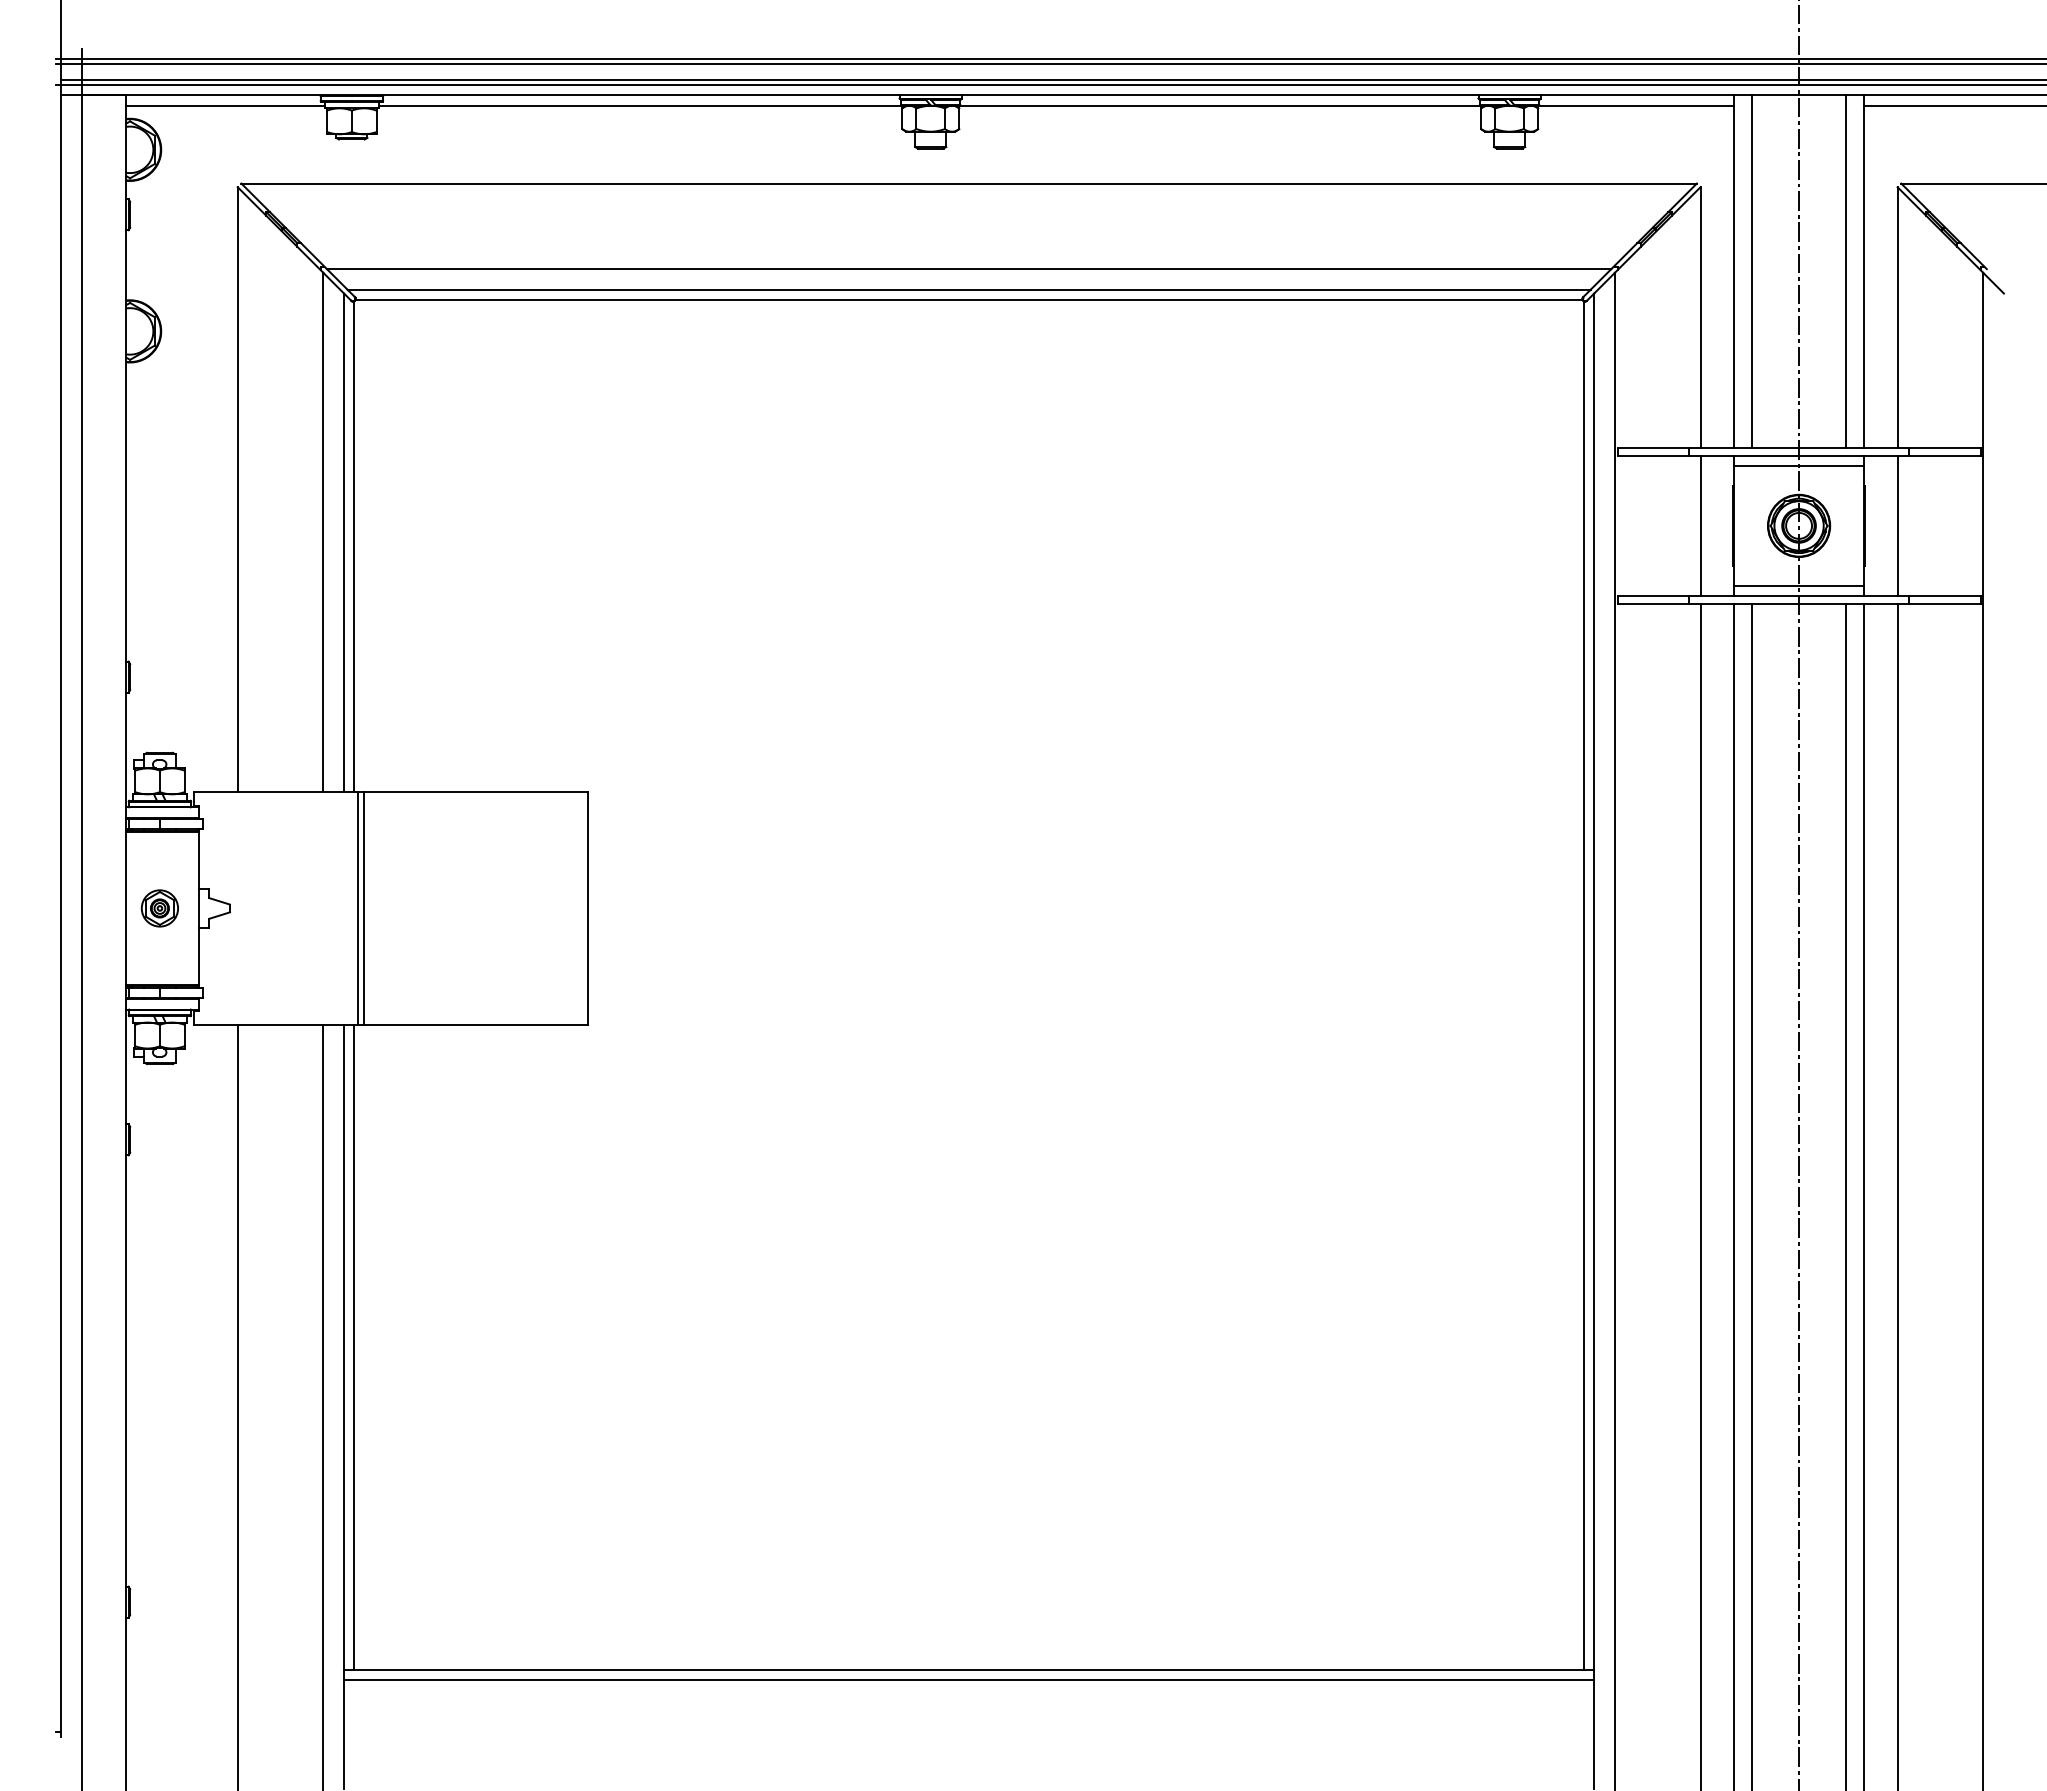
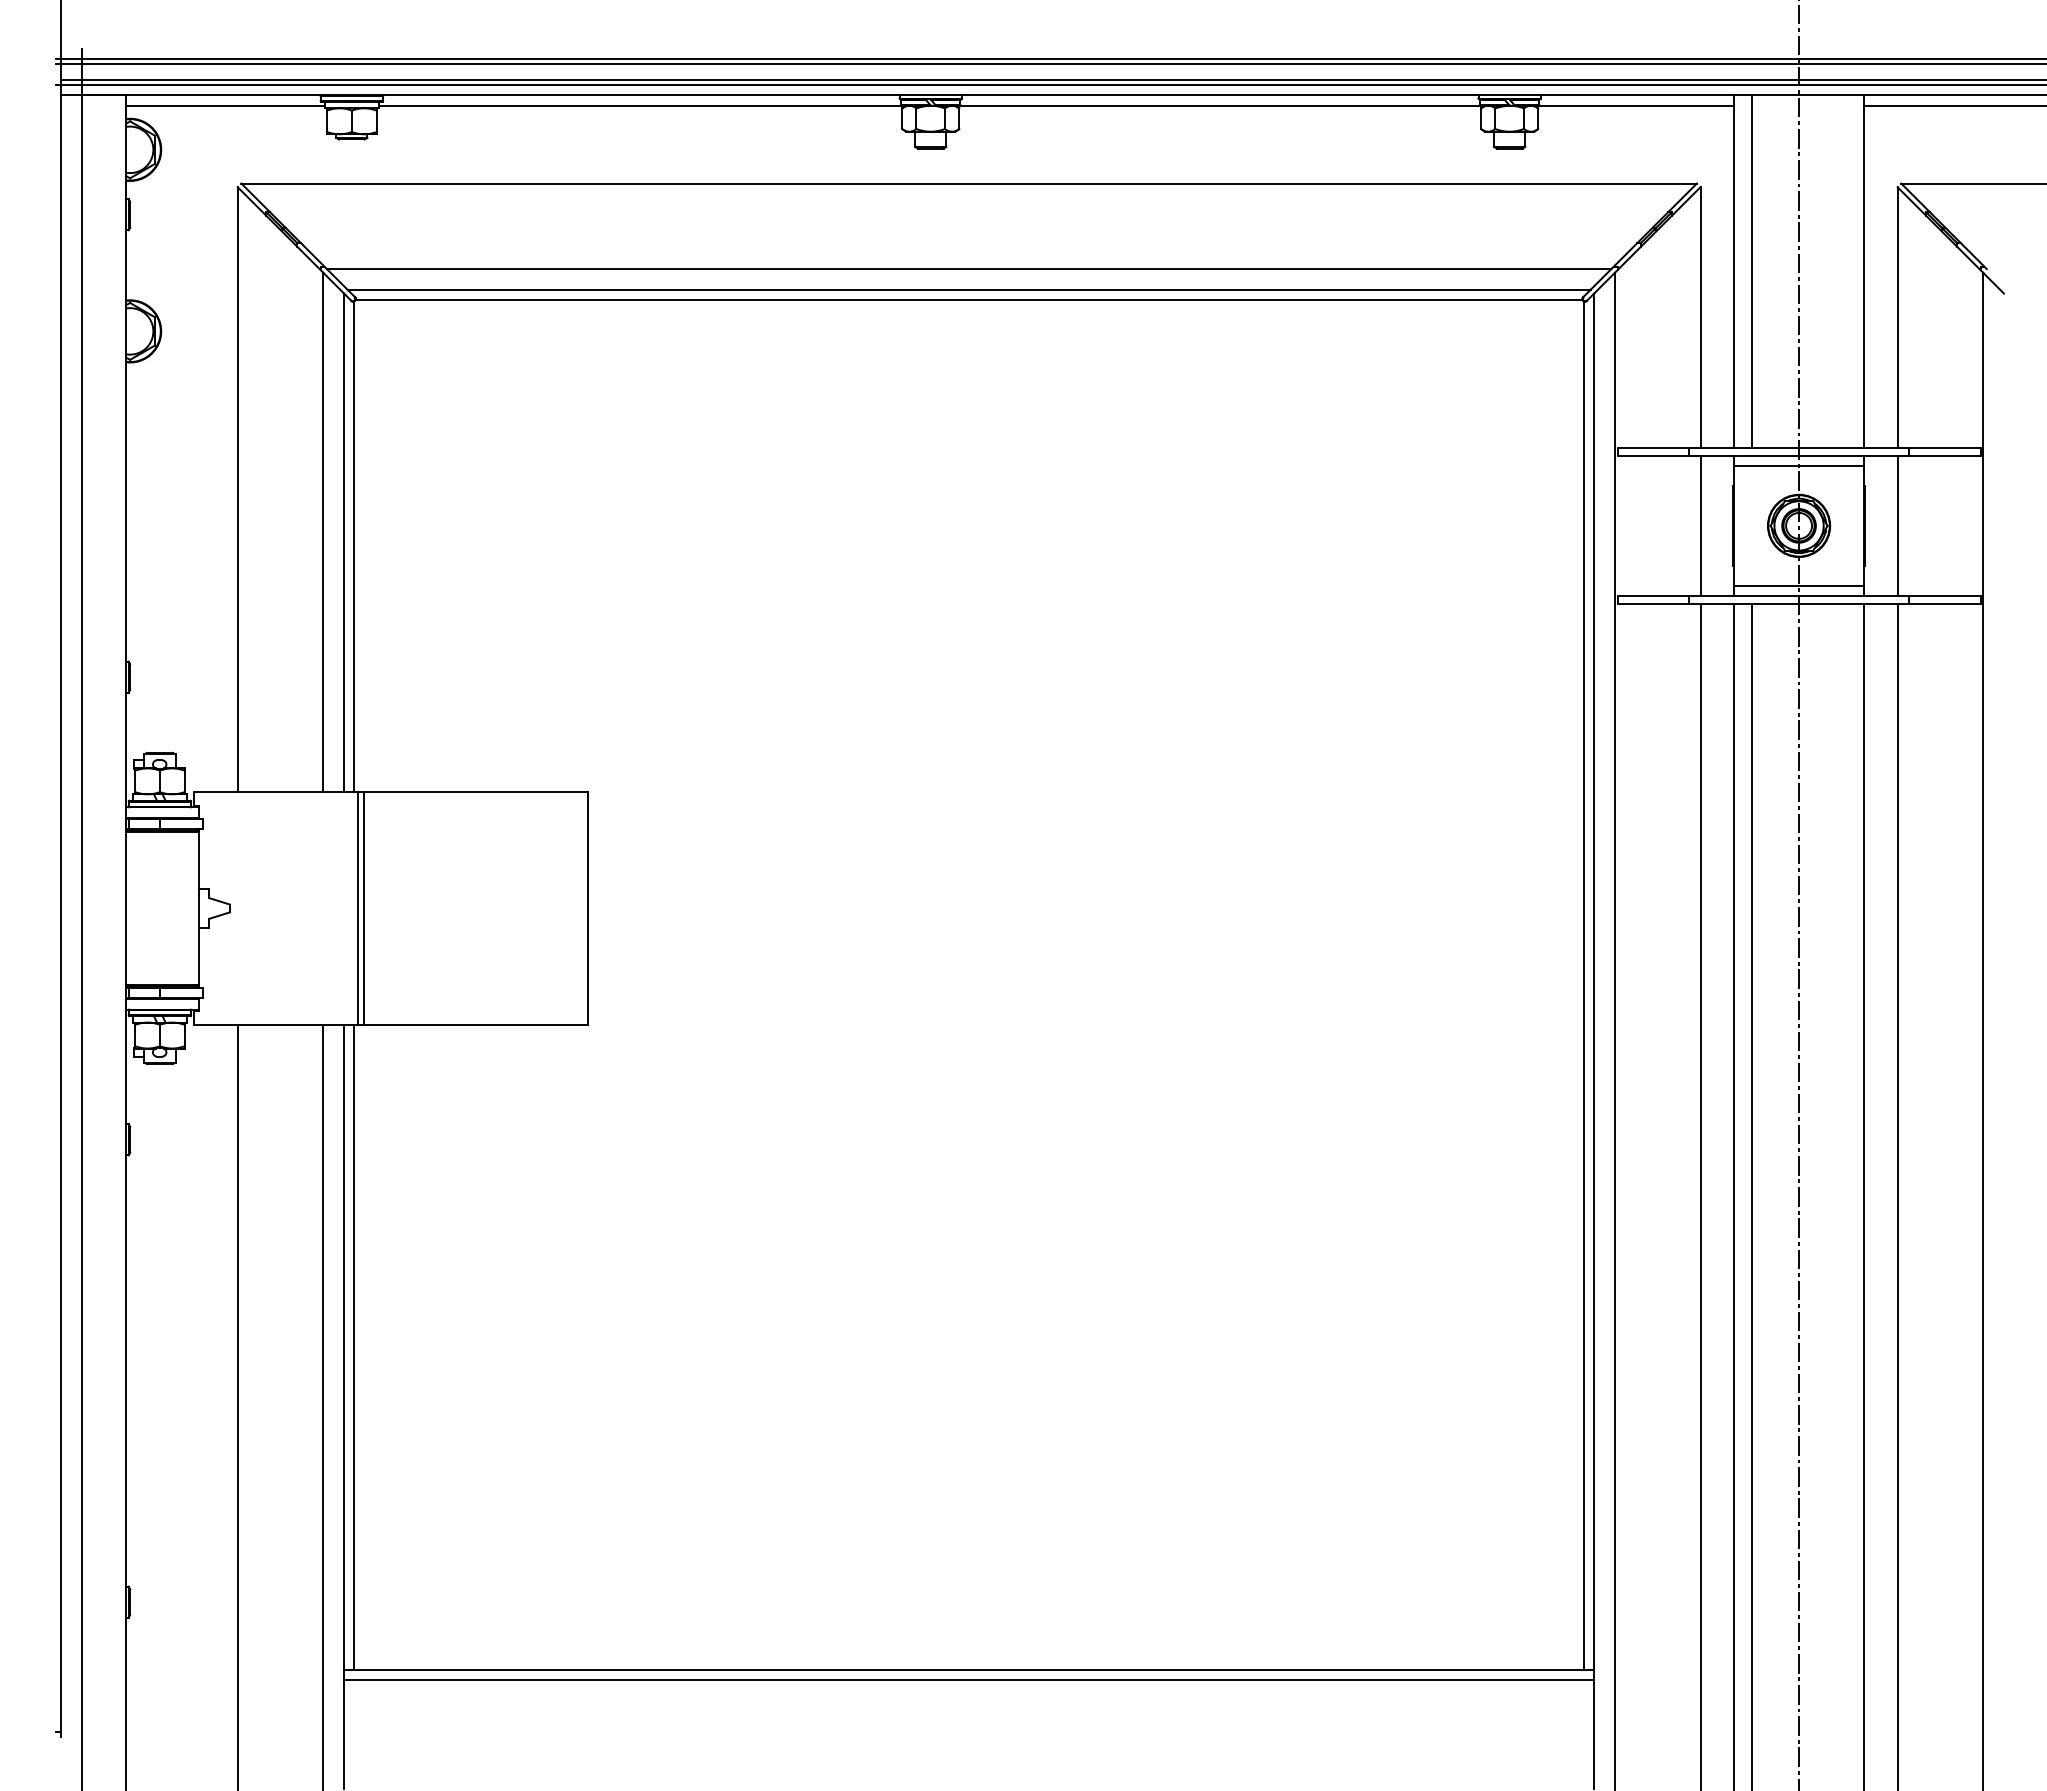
line: present -> none (1845, 271)
part: present -> none (159, 908)
line: present -> none (1845, 1195)
